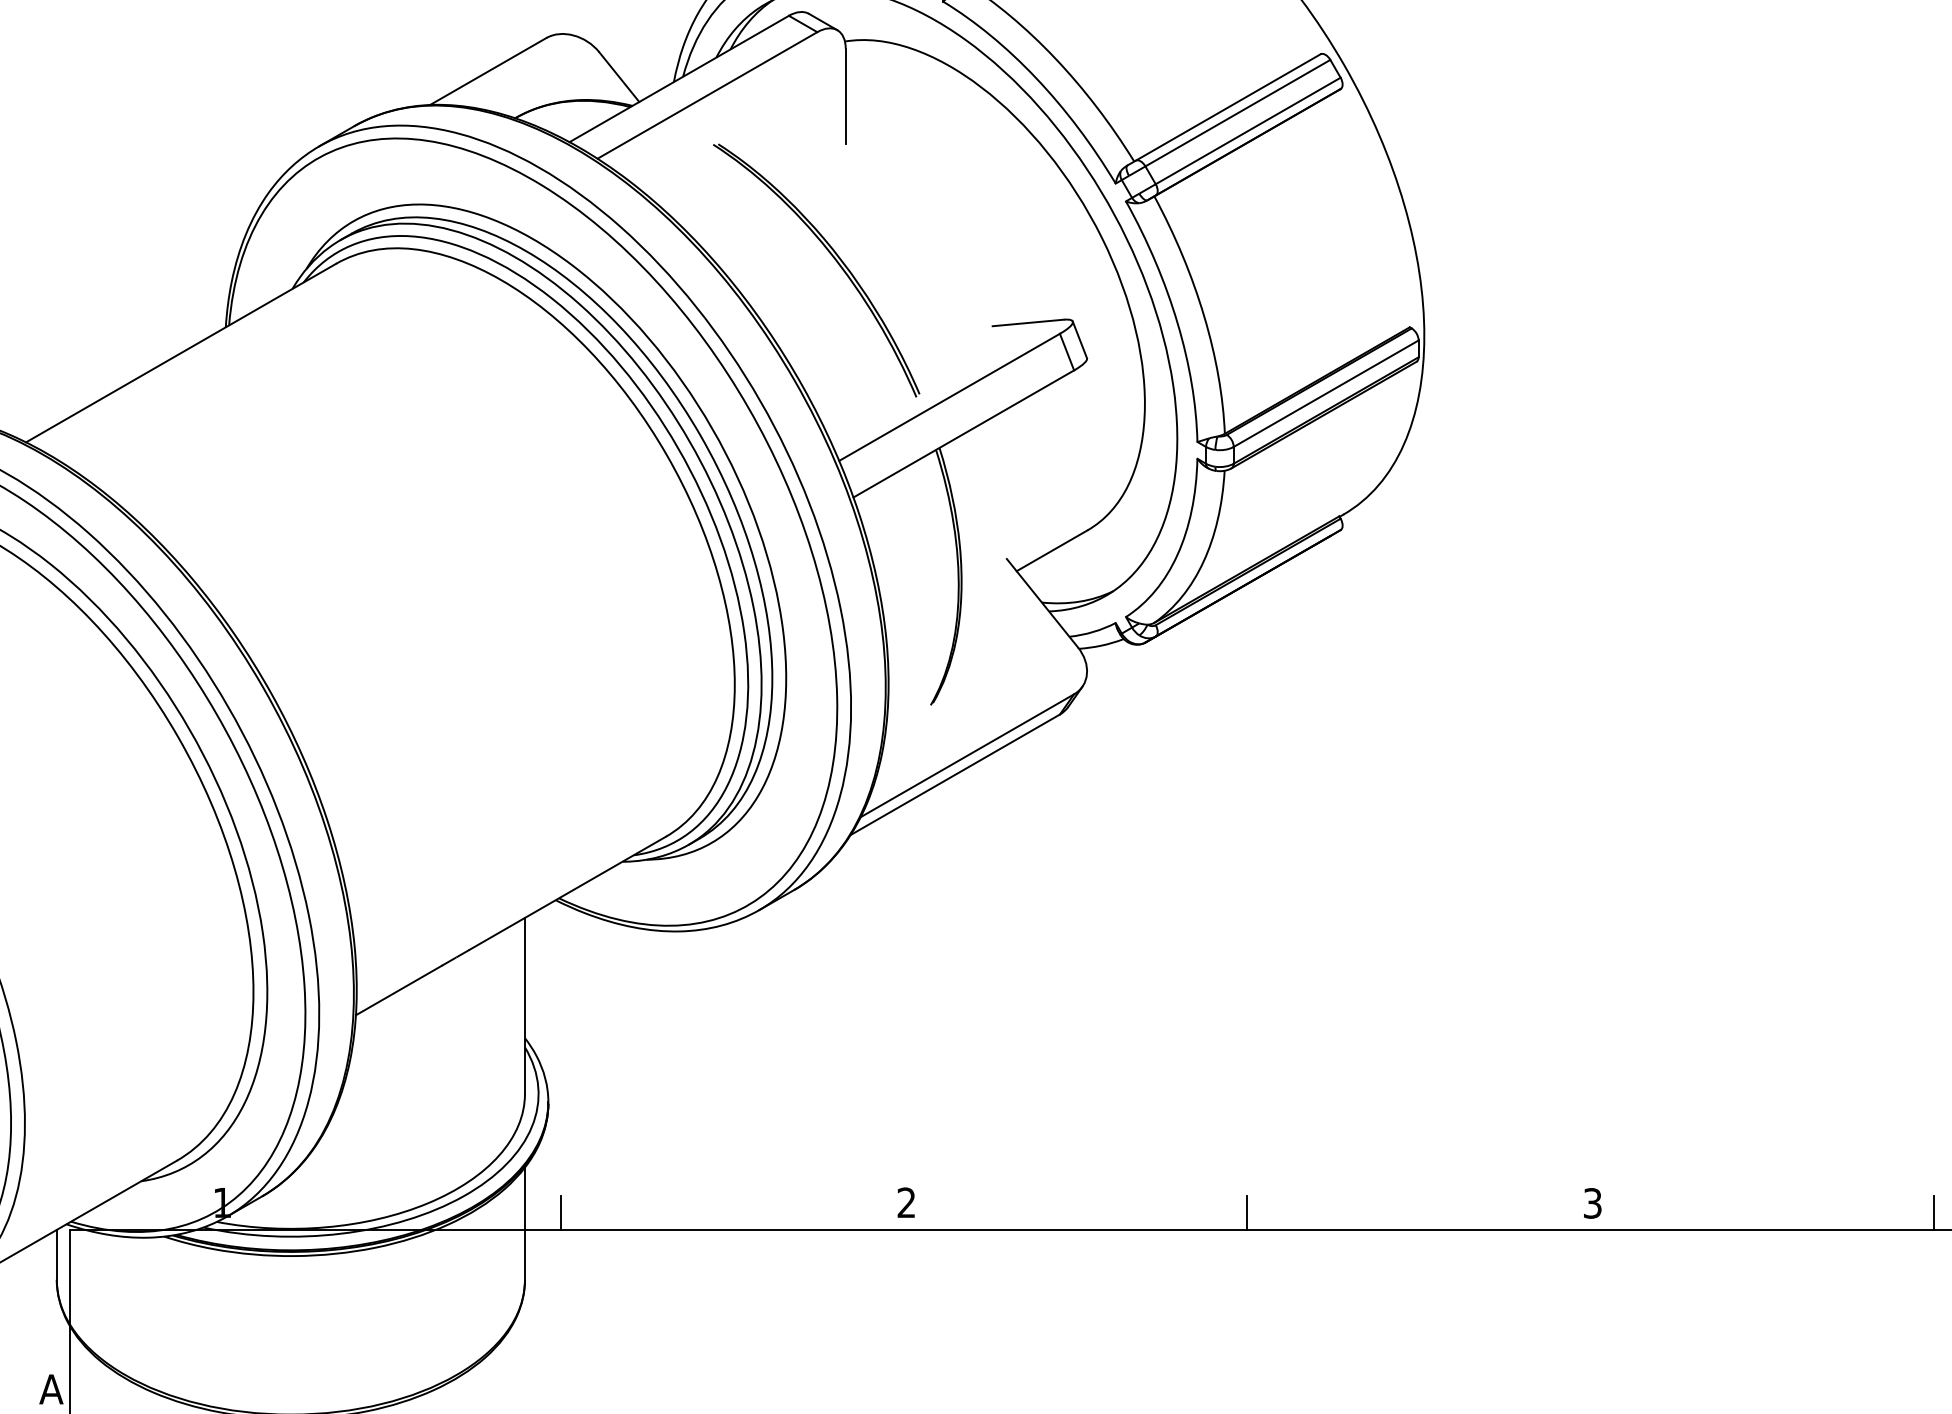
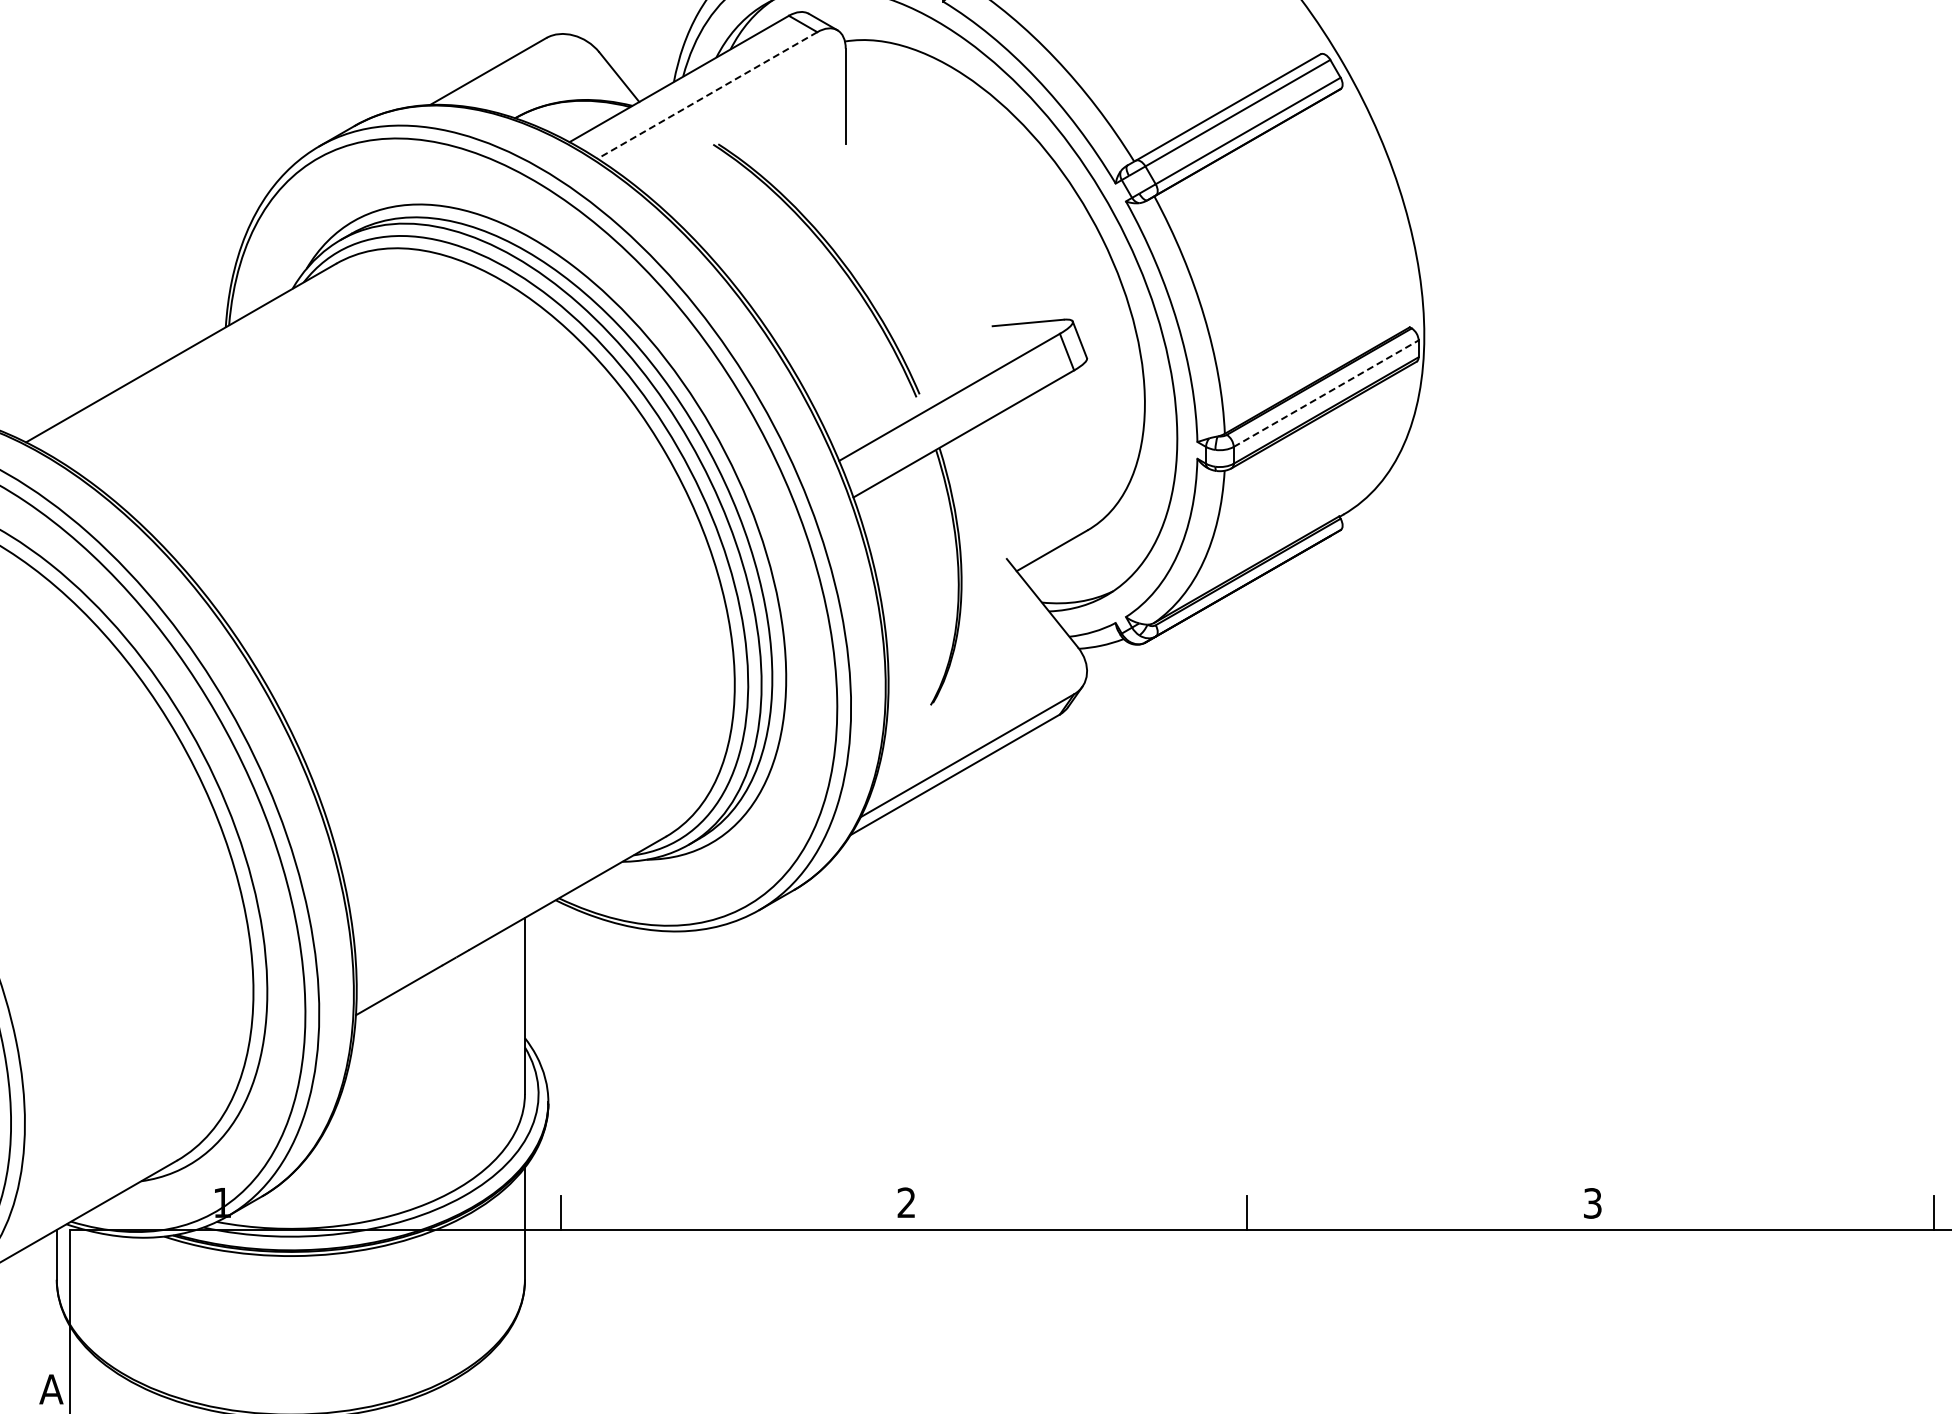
line: solid -> dashed (707, 95)
line: solid -> dashed (1326, 393)
